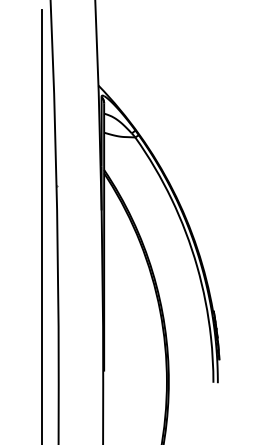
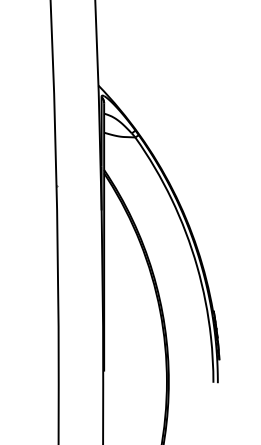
line: present -> none (41, 225)
